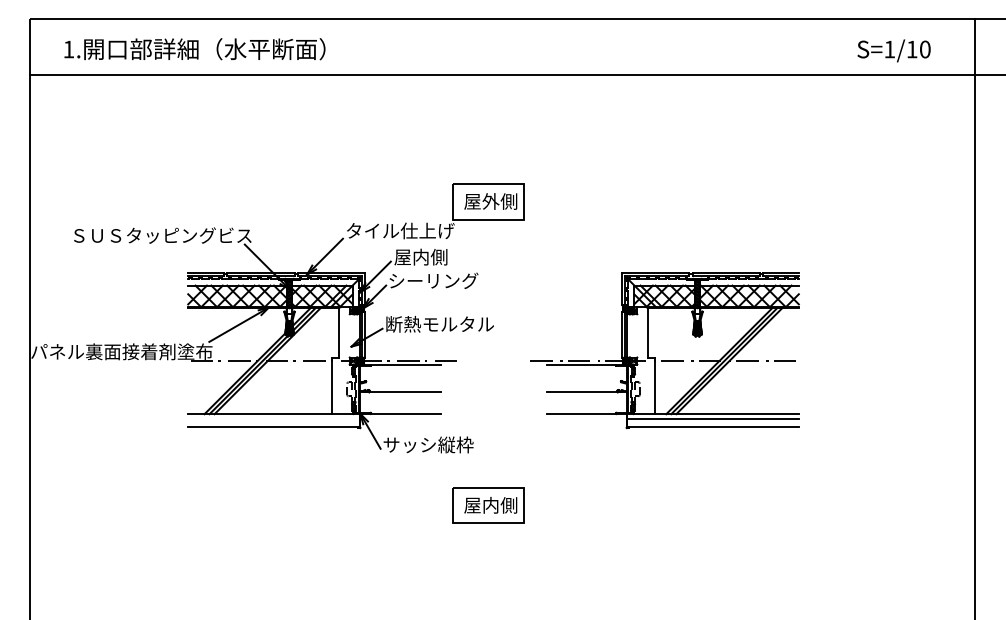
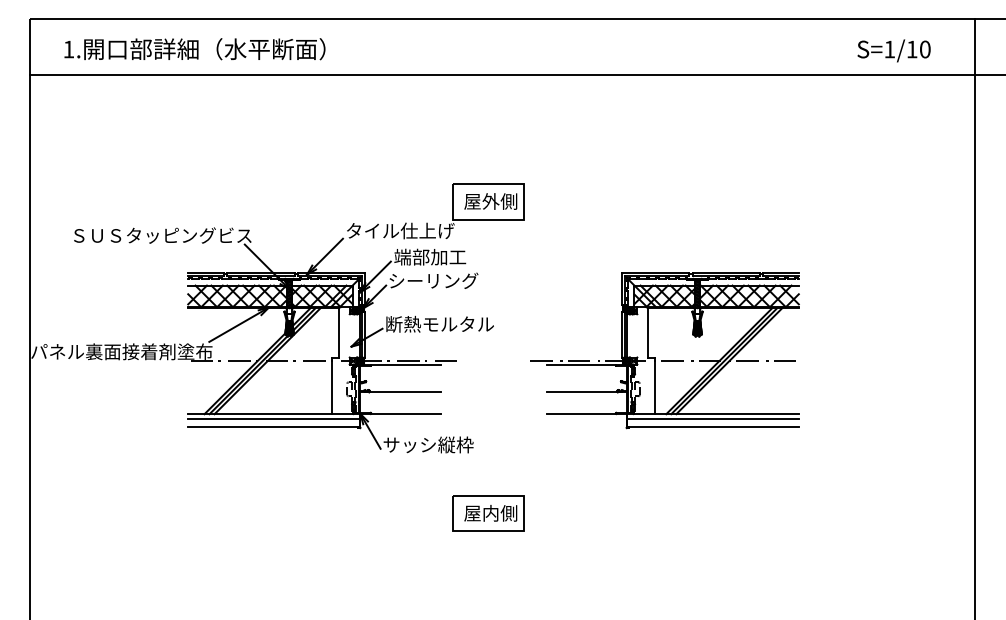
text: 屋内側 -> 端部加工 (430, 256)
line: none -> present (273, 418)
part position: (488, 505) -> (488, 513) (488, 513)
